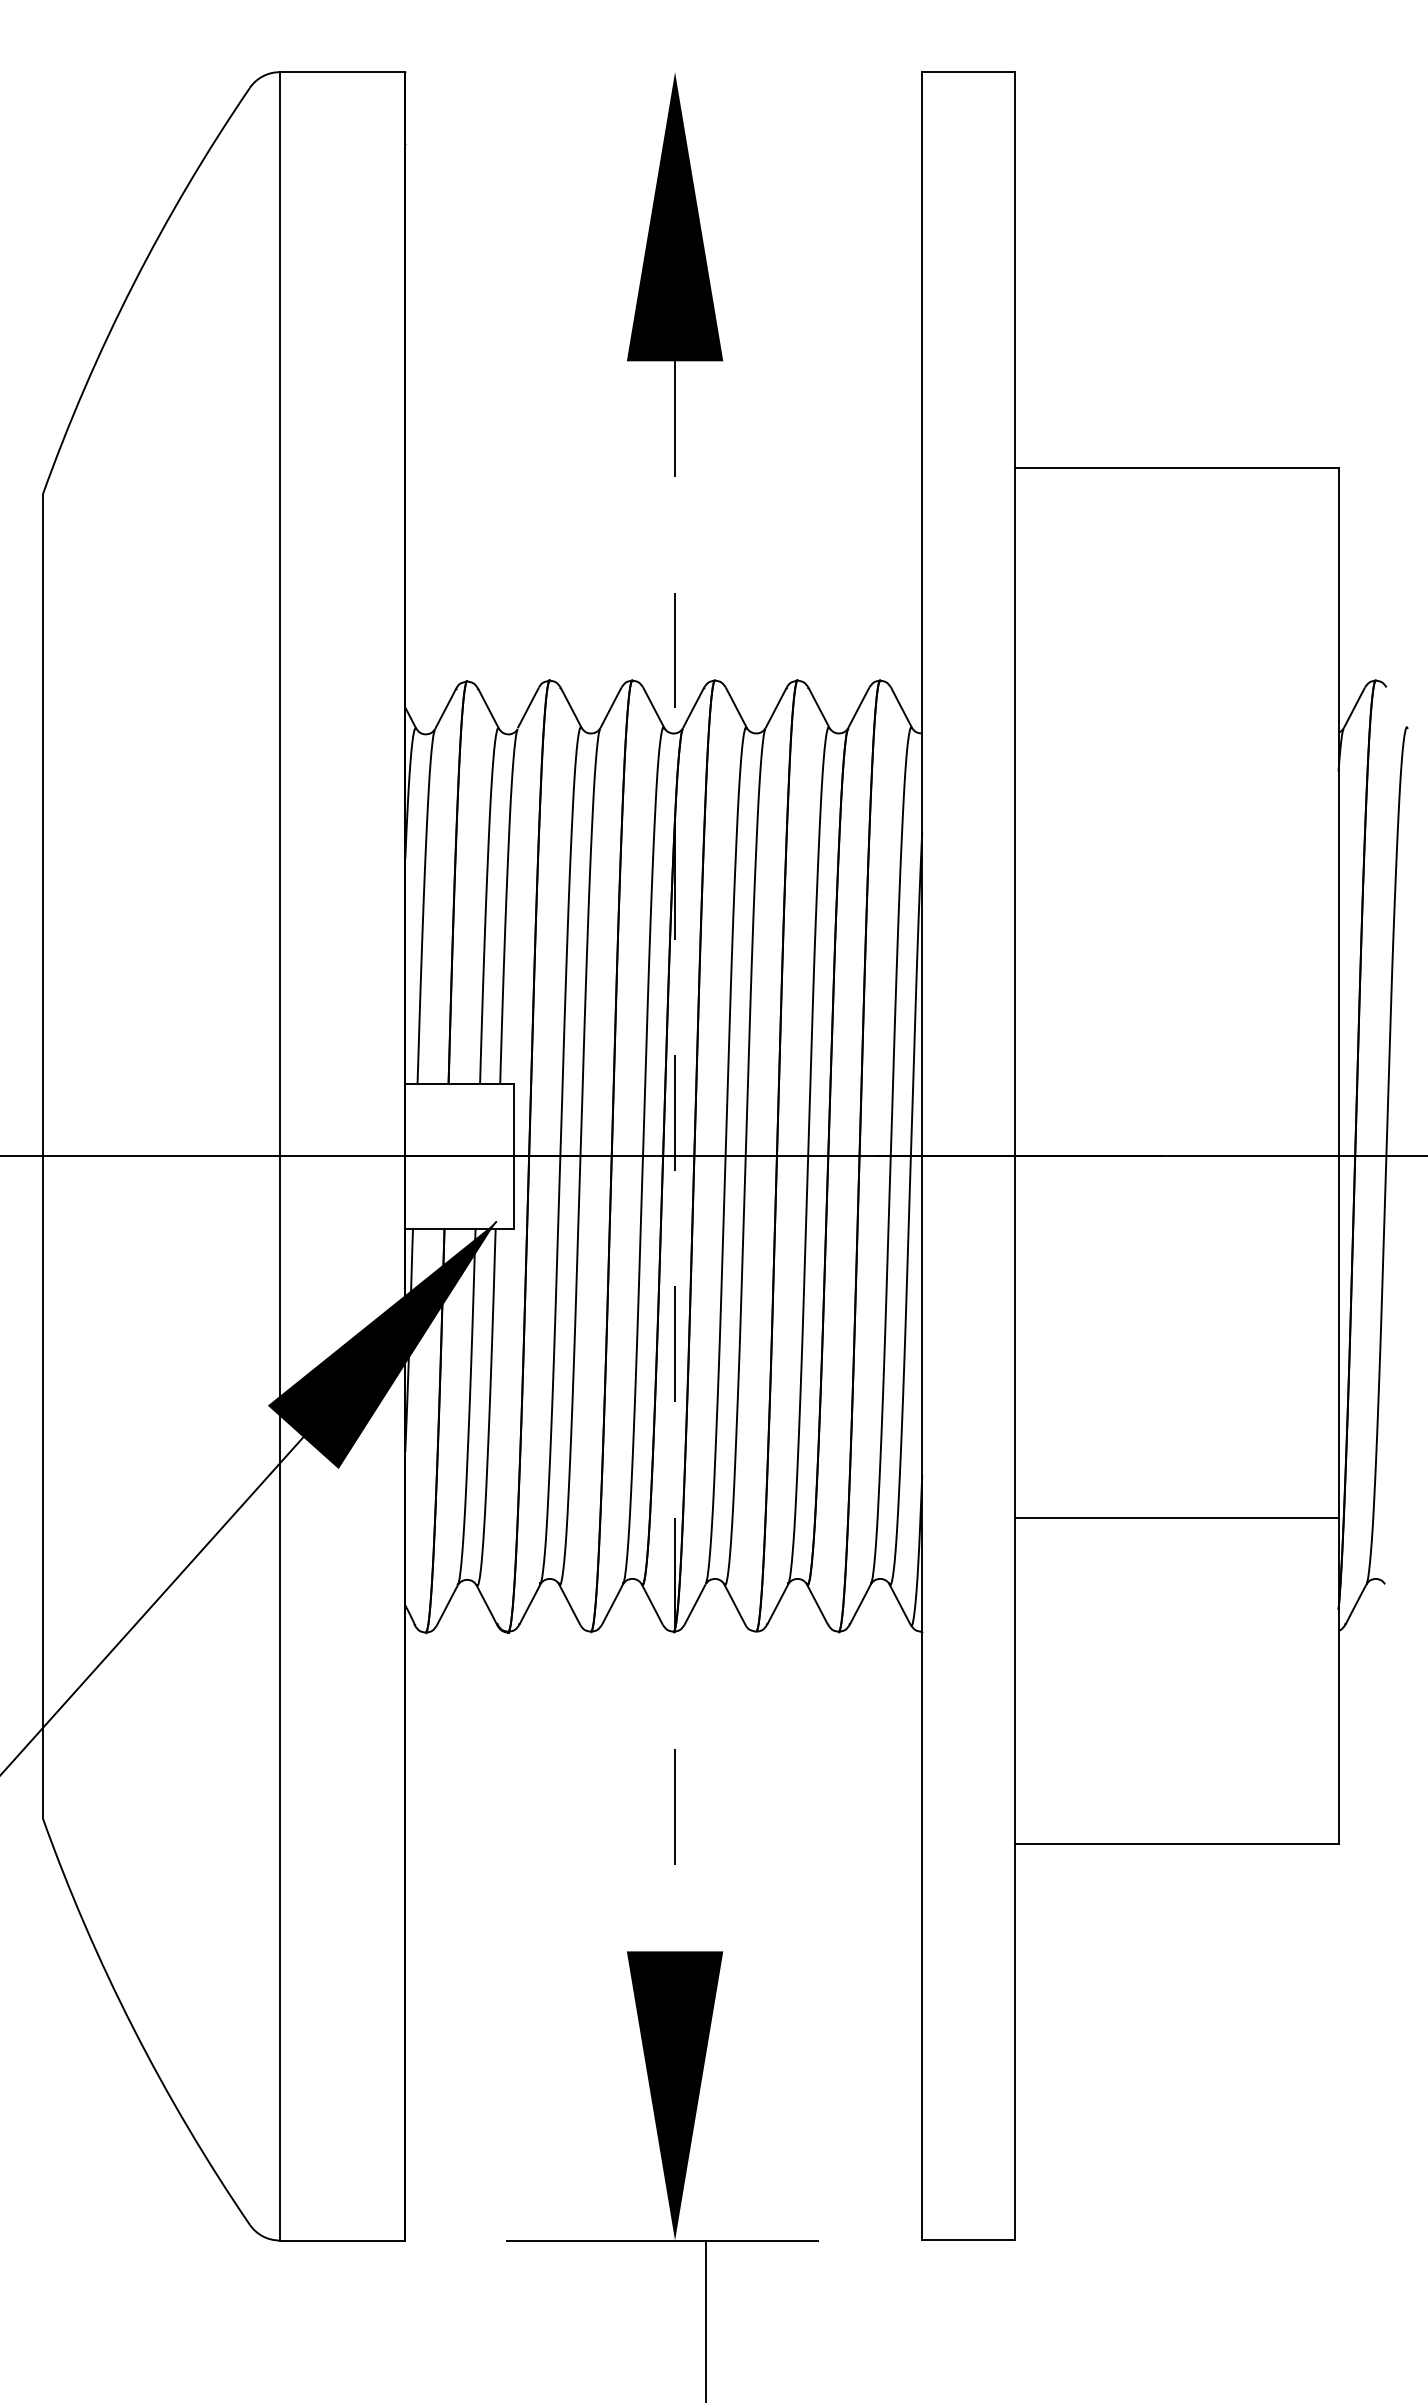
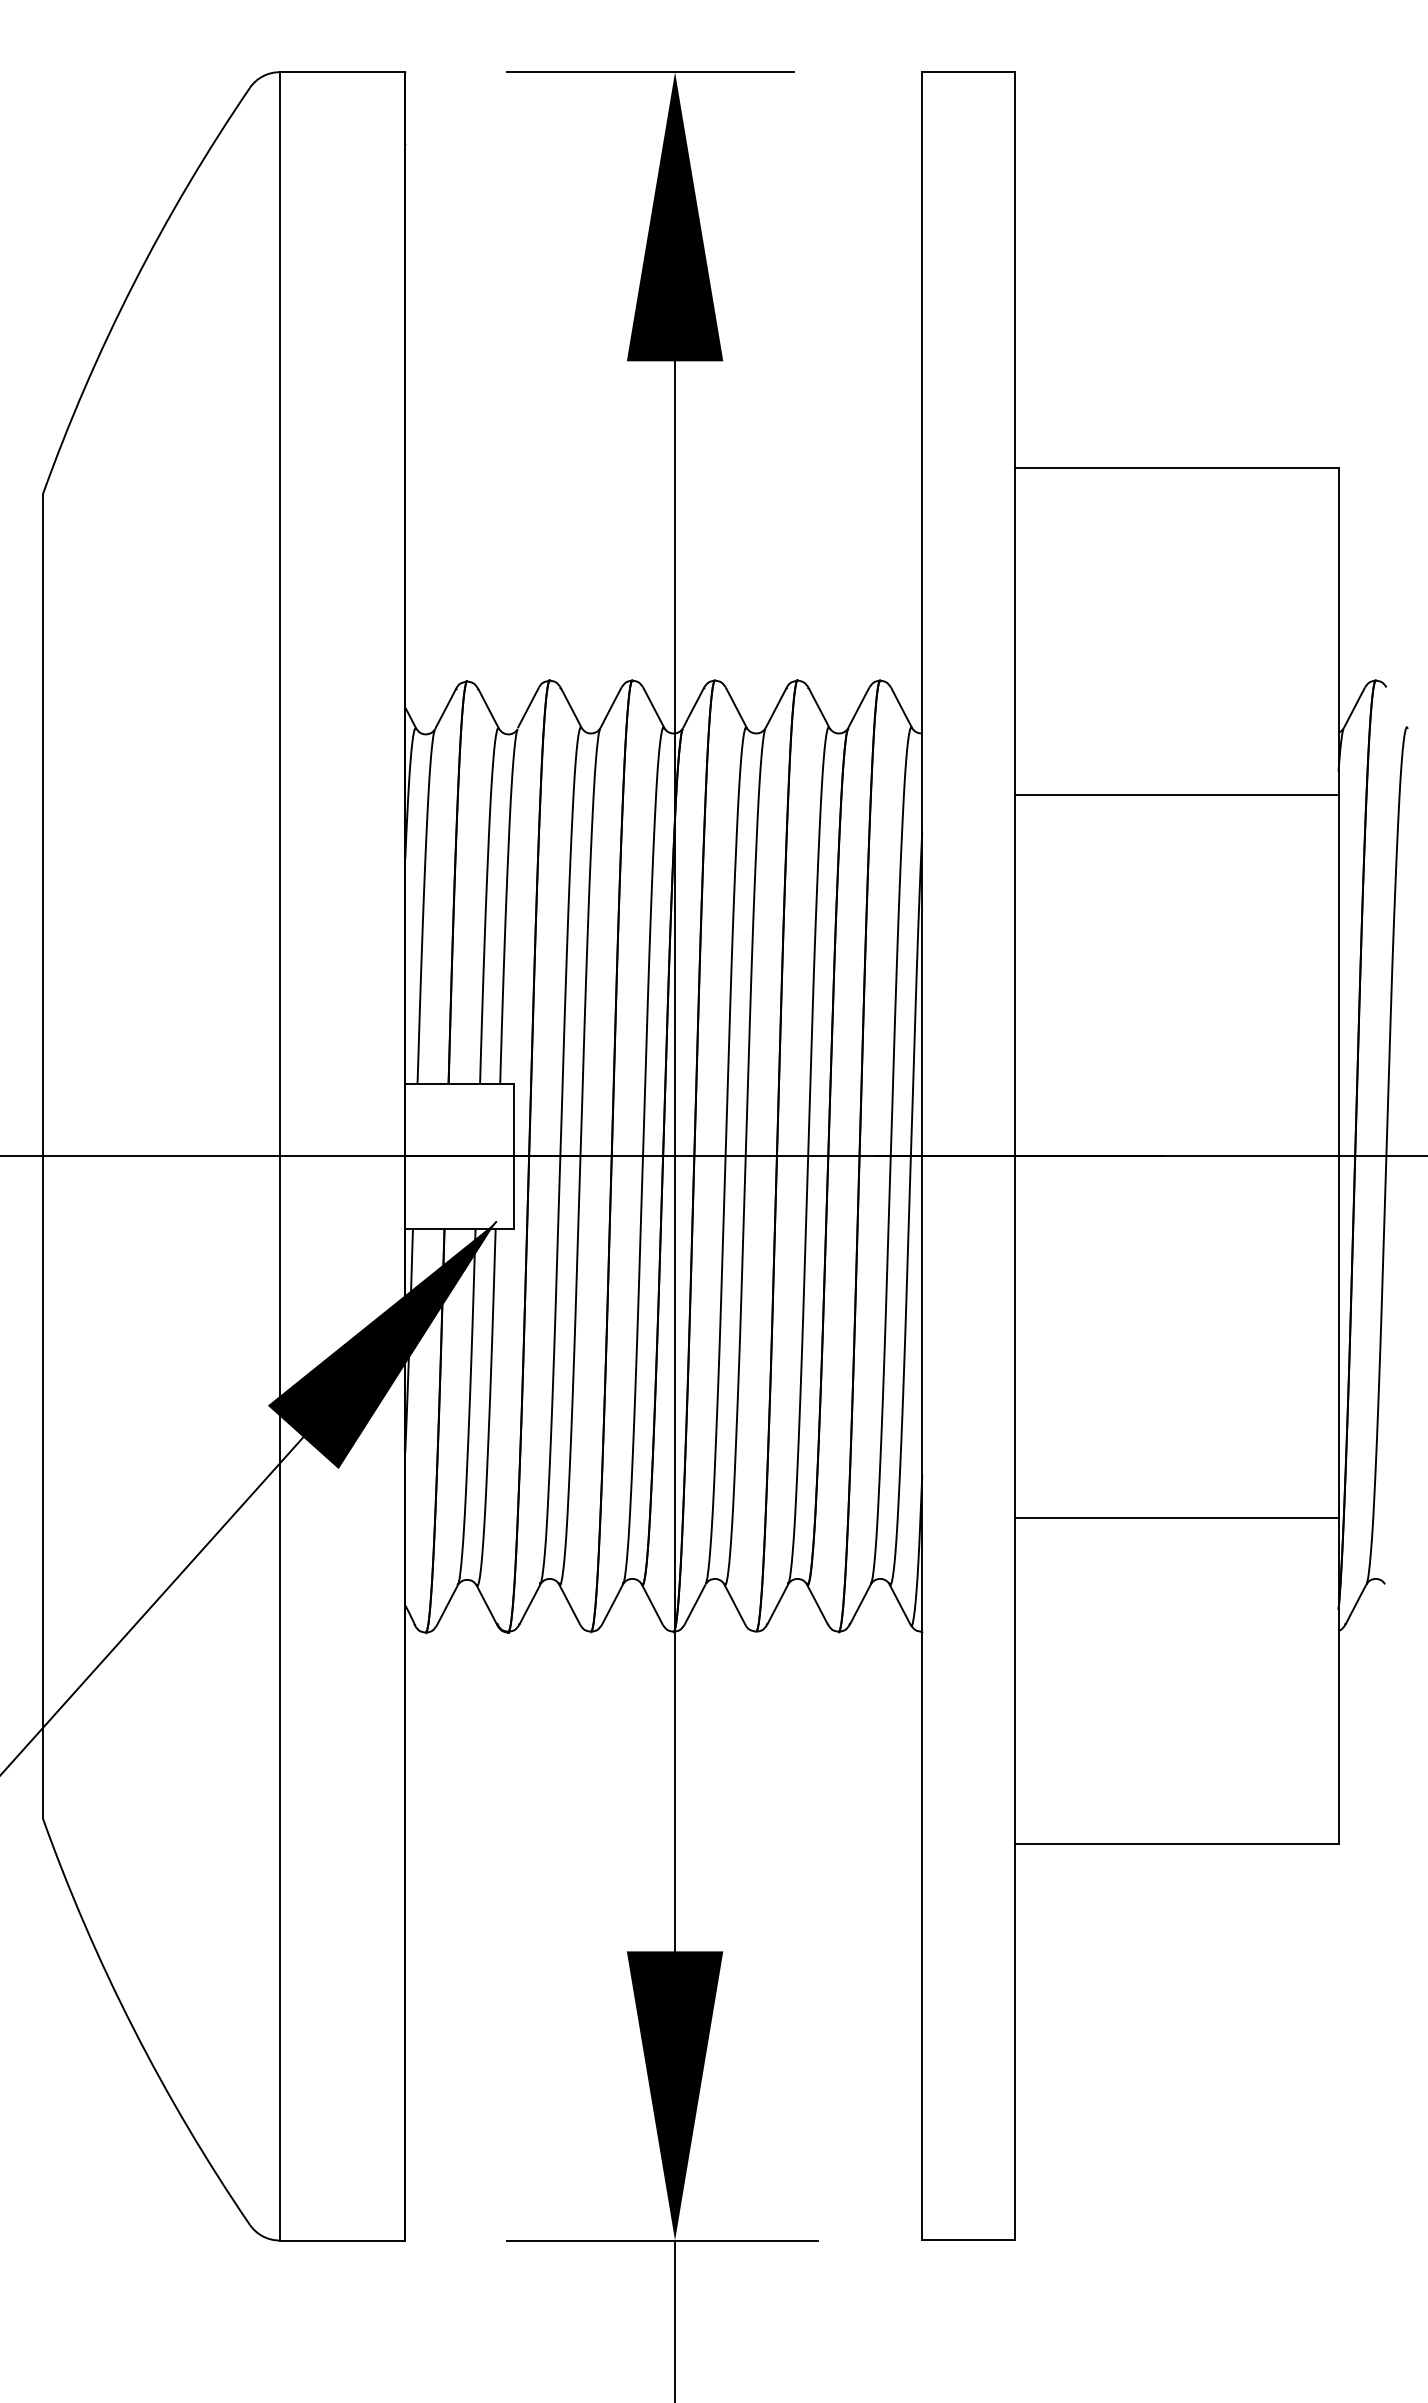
line: none -> present (650, 72)
line: none -> present (1176, 794)
line: dashed -> solid (675, 1156)
line position: (706, 2319) -> (675, 2319) (675, 2319)
